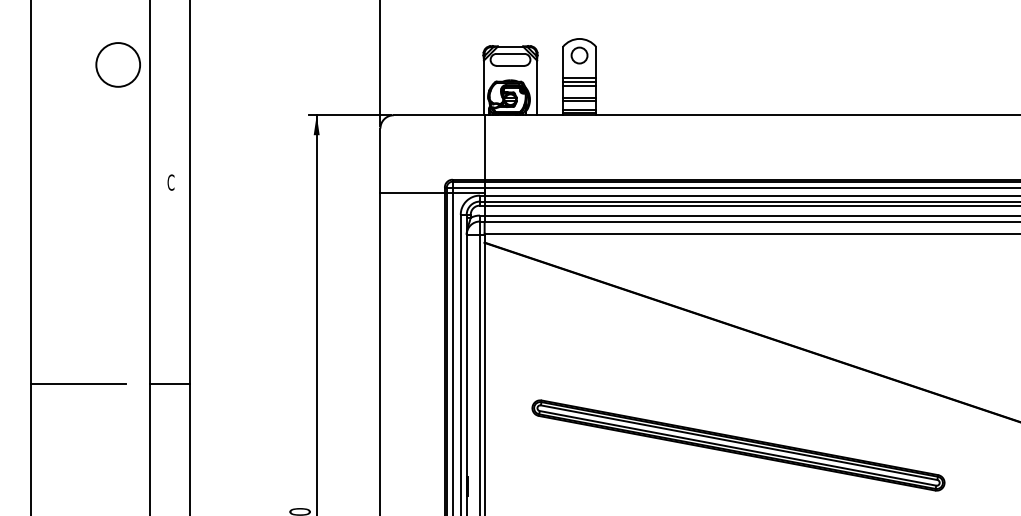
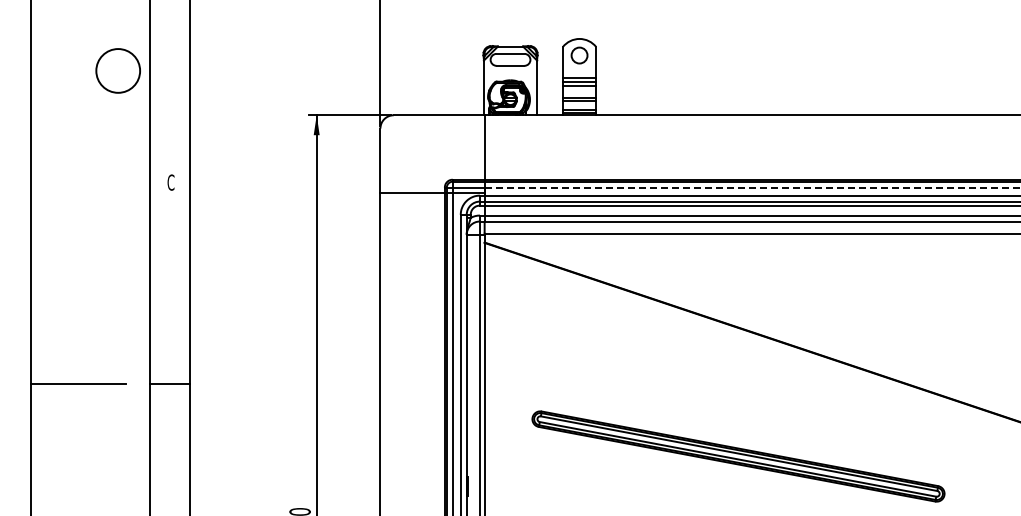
circle position: (117, 64) -> (117, 70) (117, 70)
line: solid -> dashed (752, 187)
part position: (738, 445) -> (738, 456) (738, 456)
